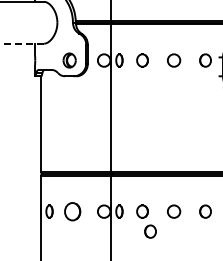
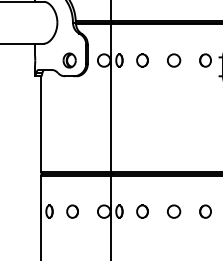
line: dashed -> solid (22, 43)
part size: 18x20 px -> 13x15 px (72, 211)
part: present -> none (150, 231)
